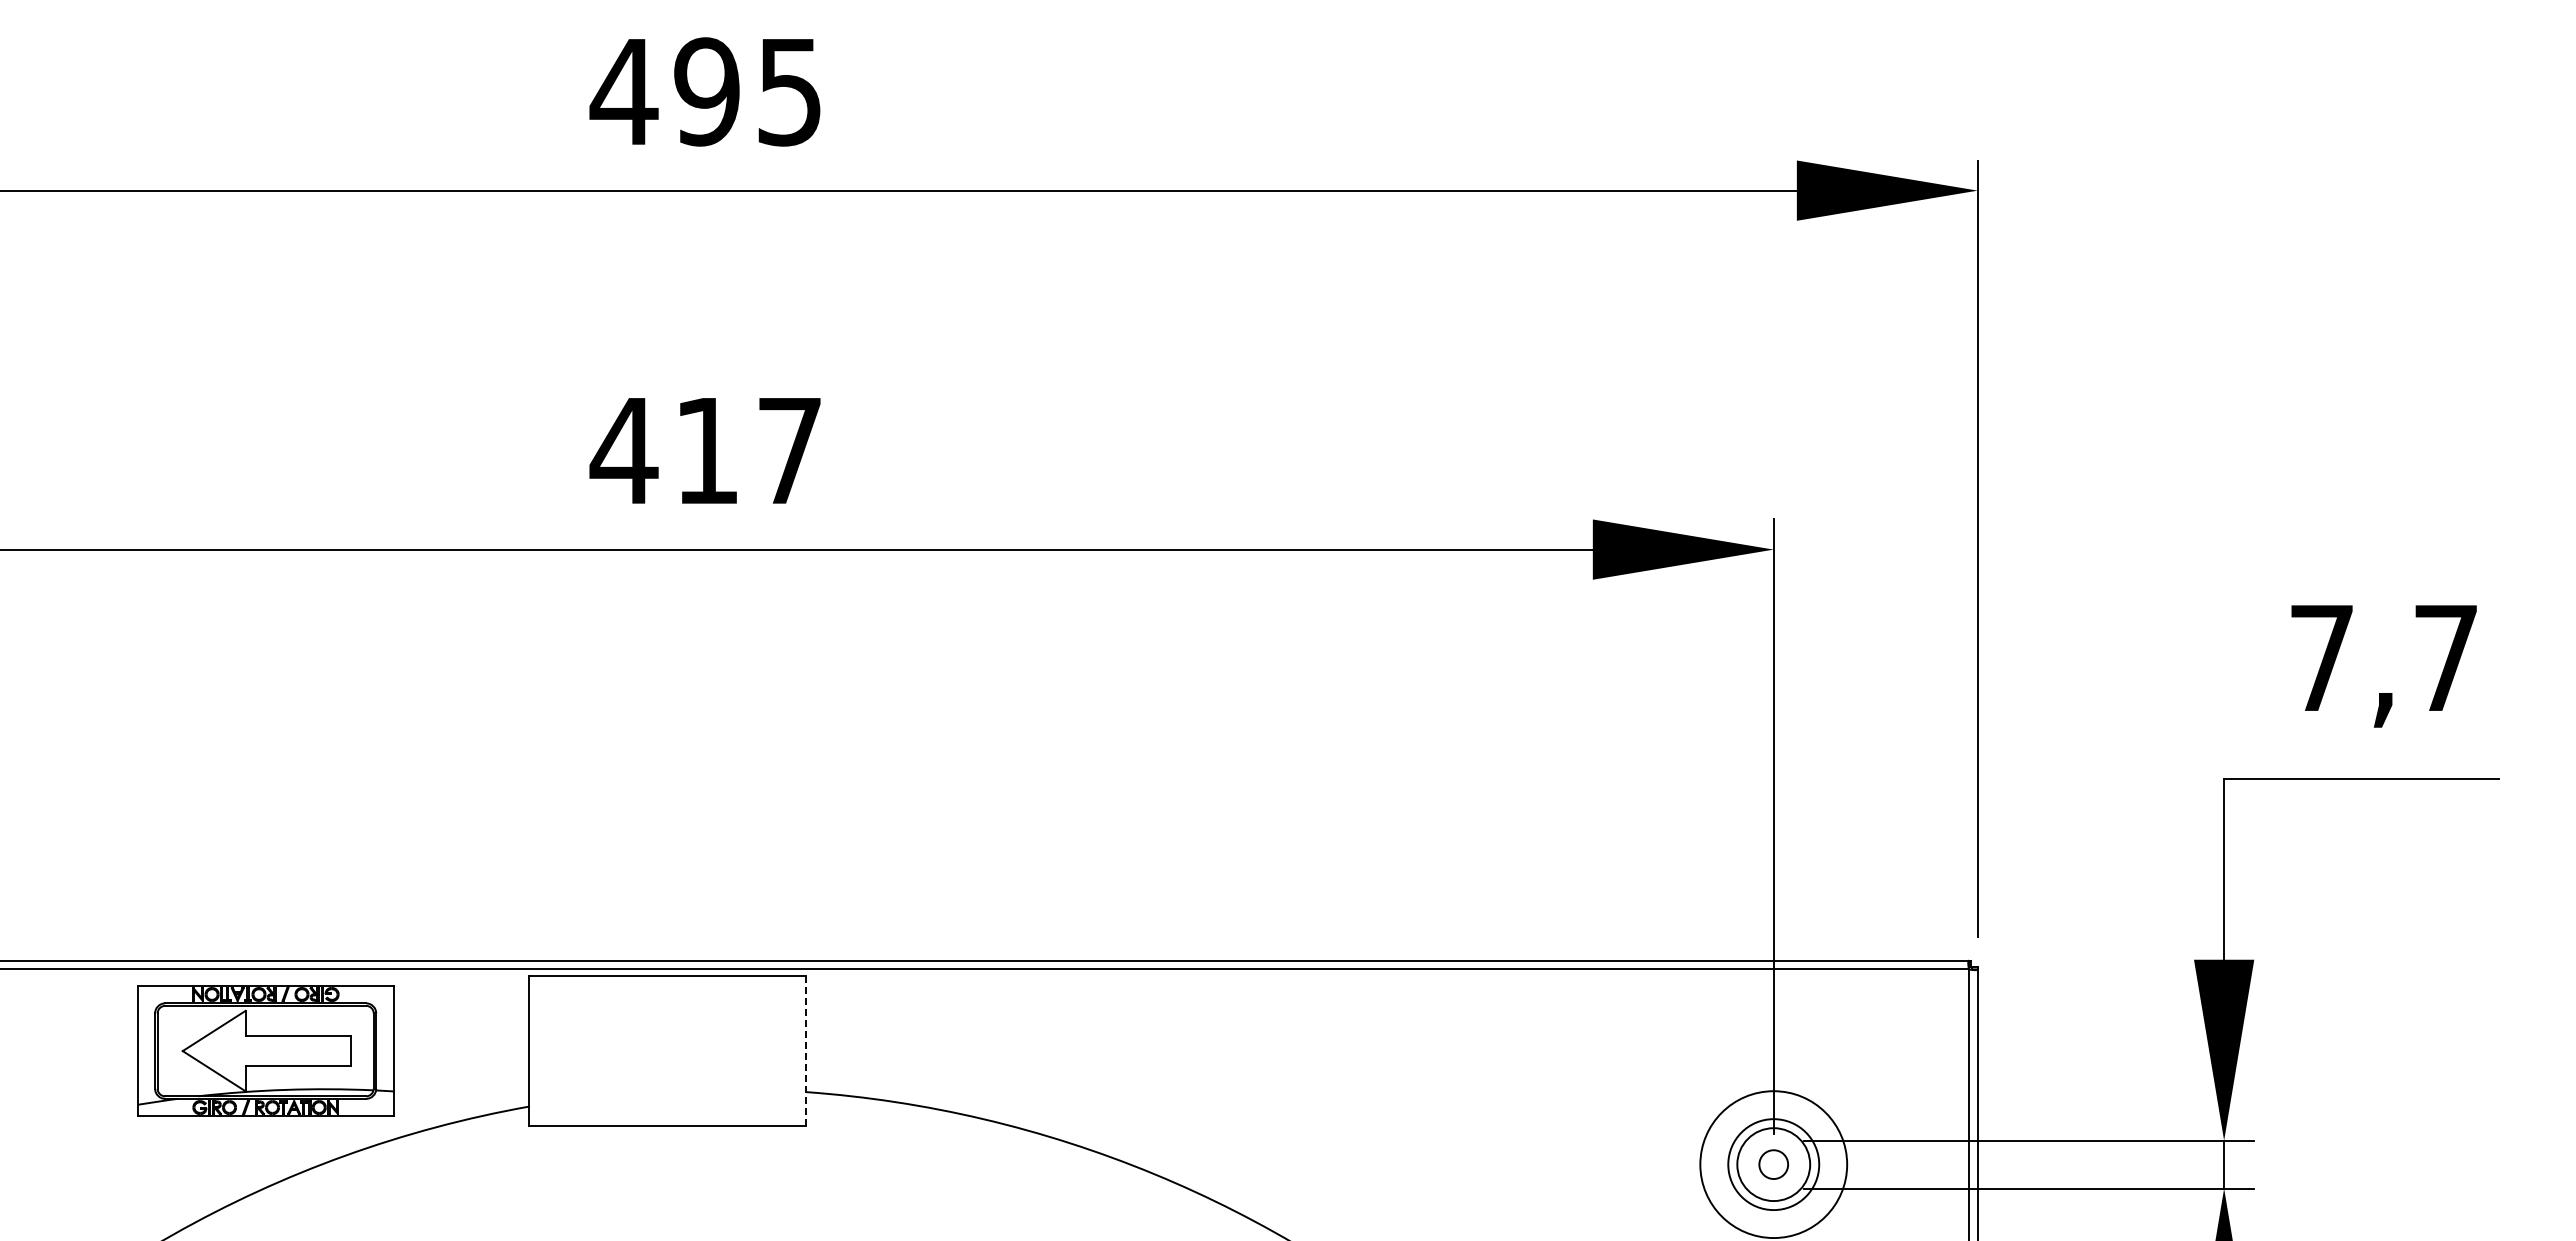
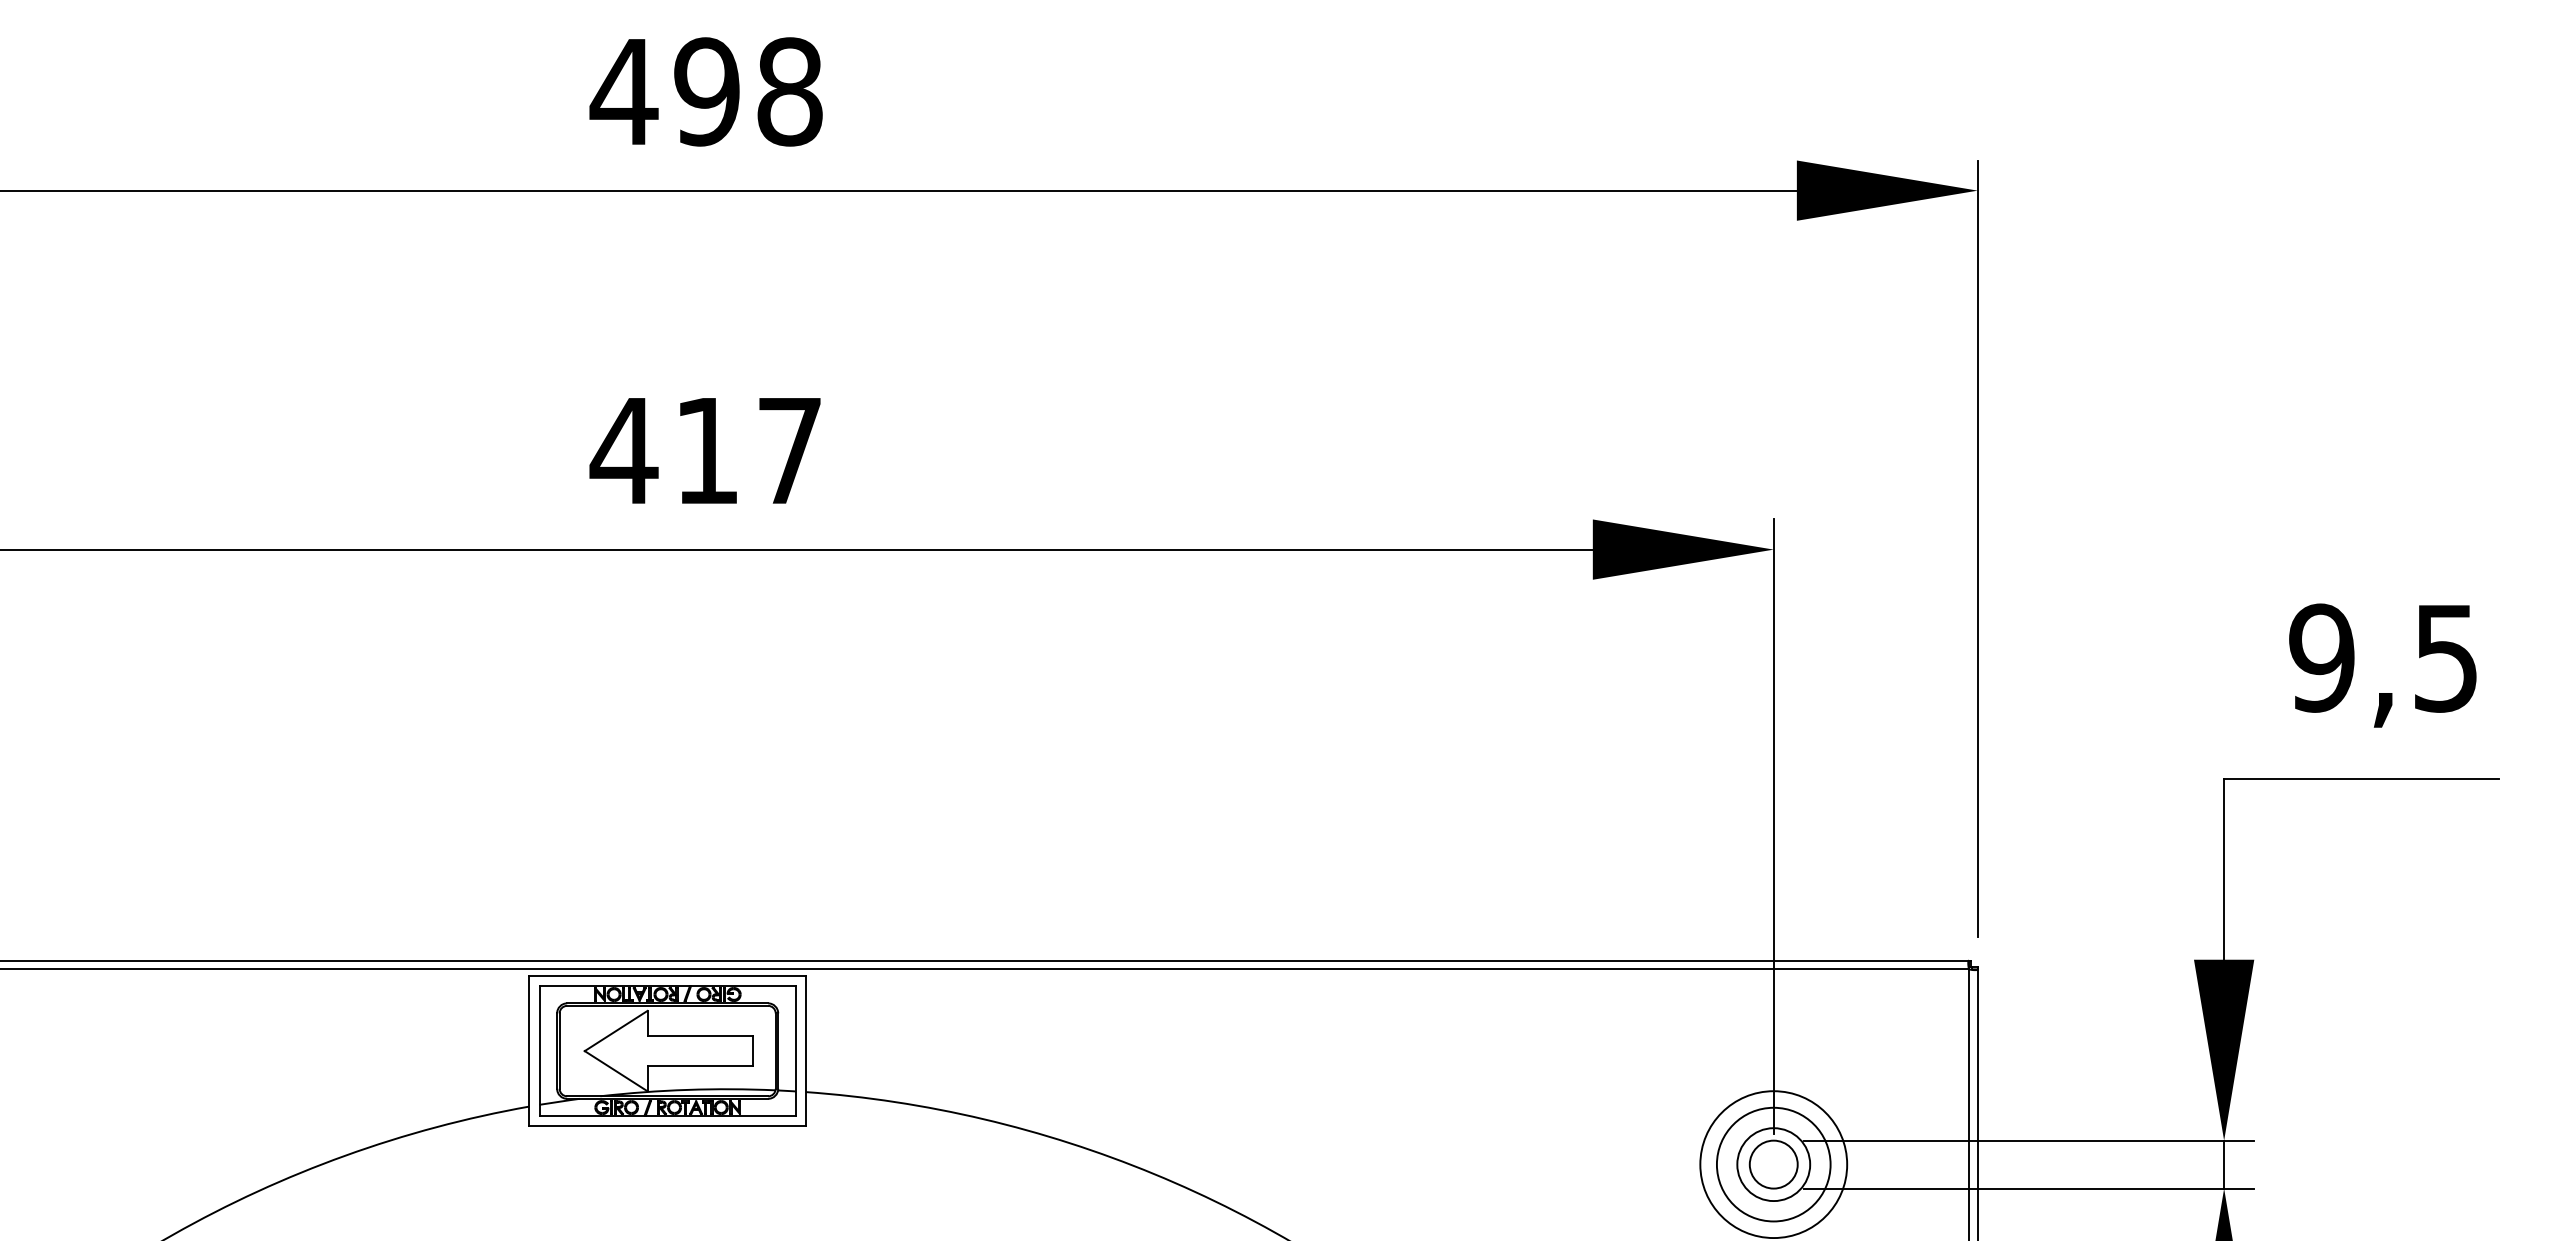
text: 495 -> 498 (789, 91)
text: 7,7 -> 9,5 (2382, 657)
part position: (265, 1050) -> (667, 1050) (667, 1050)
line: dashed -> solid (805, 1051)
circle diameter: 29 px -> 48 px (1773, 1164)
circle diameter: 91 px -> 114 px (1773, 1164)
